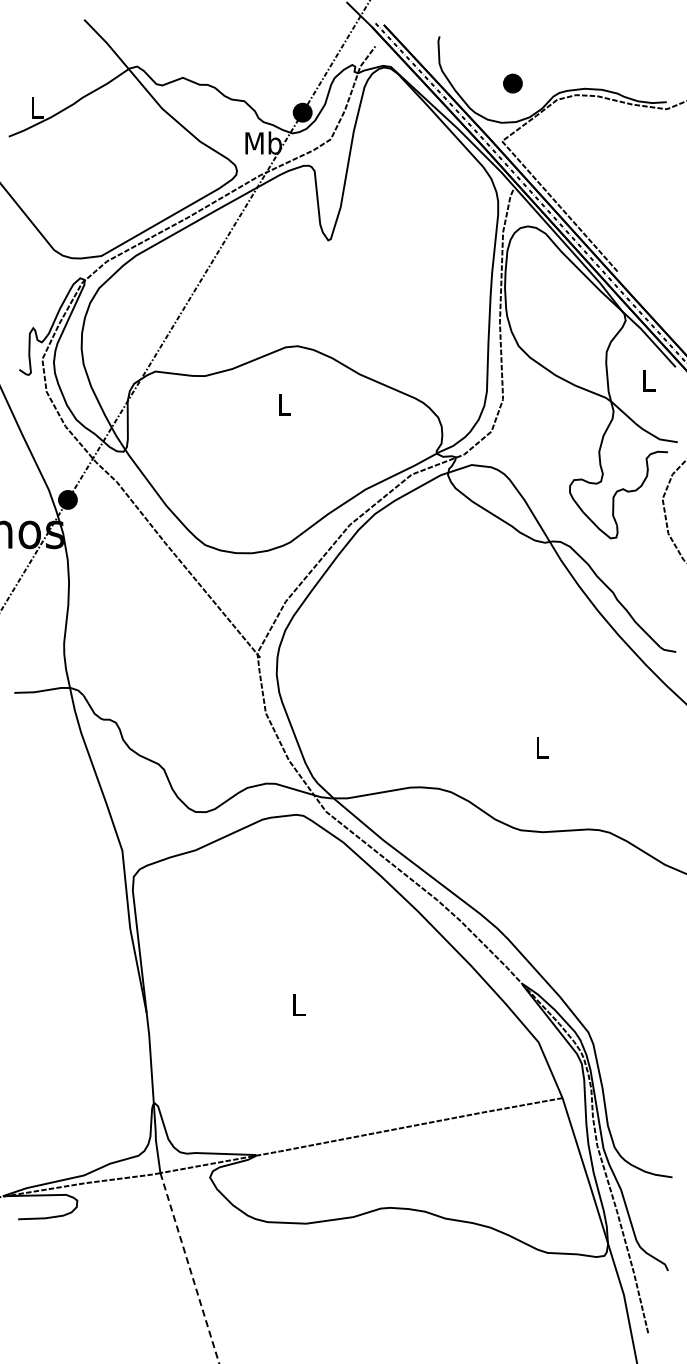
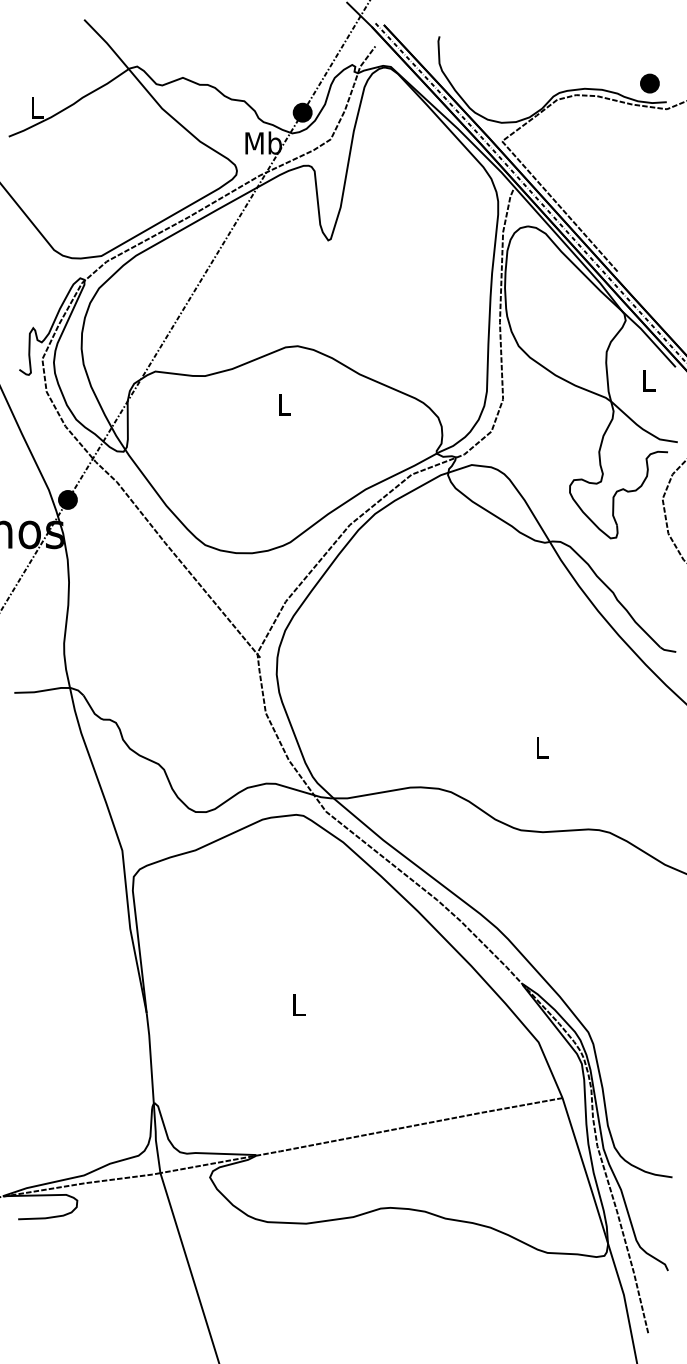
part position: (512, 83) -> (649, 83) (649, 83)
line: dashed -> solid (189, 1268)
